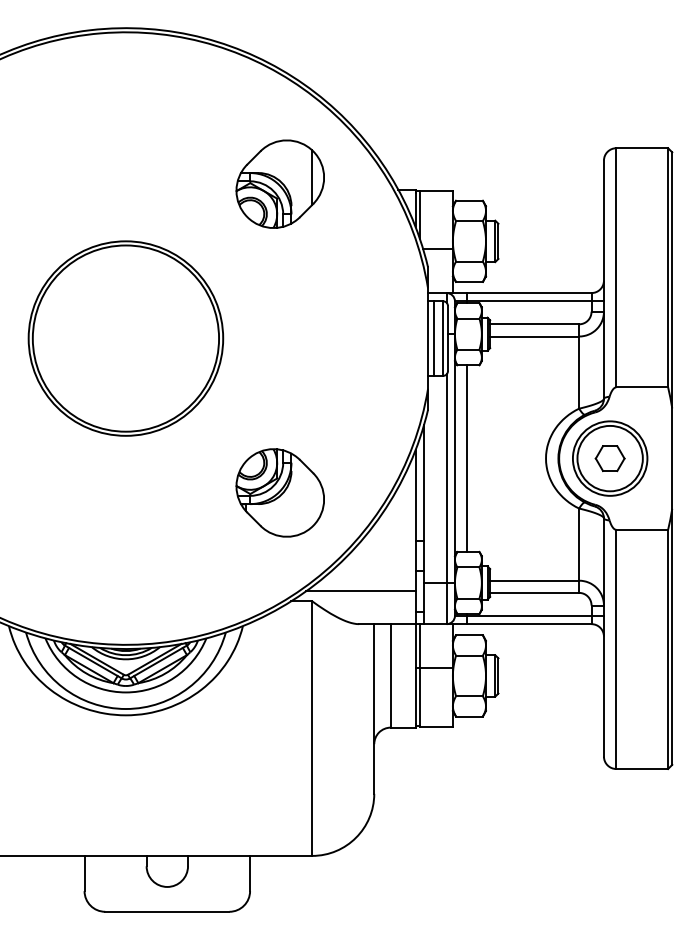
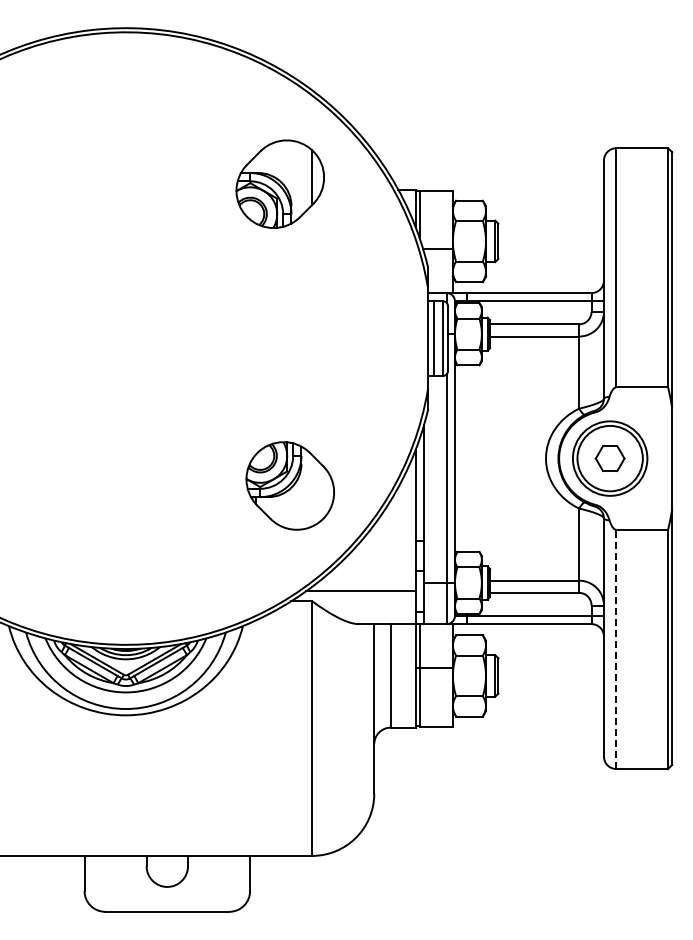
part: present -> none (125, 338)
line: present -> none (467, 458)
part position: (279, 492) -> (289, 485) (289, 485)
line: solid -> dashed (616, 649)
